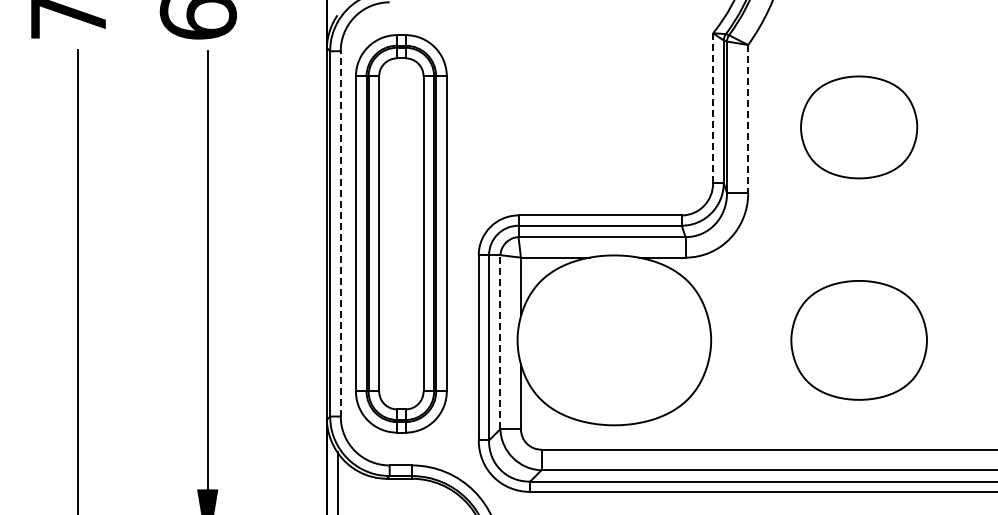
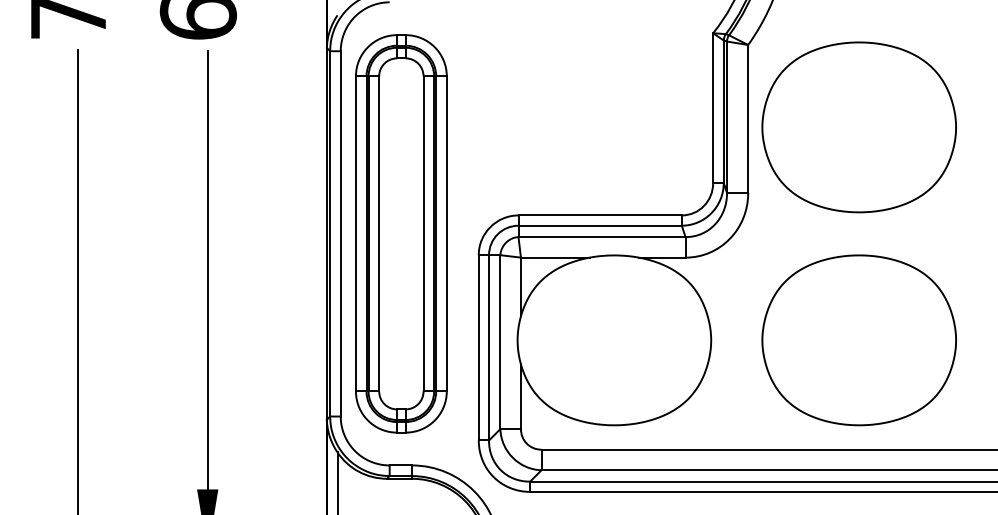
line: dashed -> solid (713, 108)
line: dashed -> solid (748, 119)
part size: 119x105 px -> 196x173 px (858, 127)
line: dashed -> solid (340, 233)
part size: 138x121 px -> 196x173 px (858, 340)
line: dashed -> solid (500, 342)
